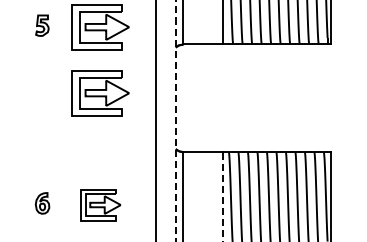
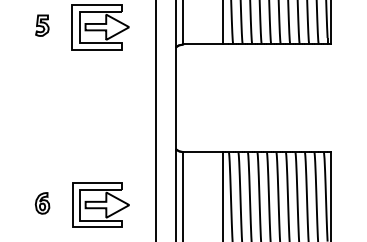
part: present -> none (100, 93)
line: dashed -> solid (175, 121)
line: dashed -> solid (223, 197)
part size: 42x33 px -> 58x46 px (100, 204)
